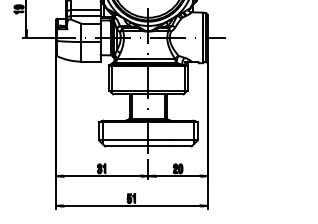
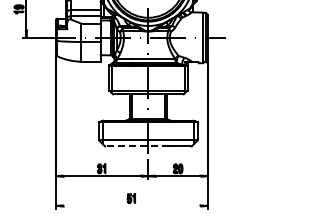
line: solid -> dashed (136, 146)
line: present -> none (131, 205)
